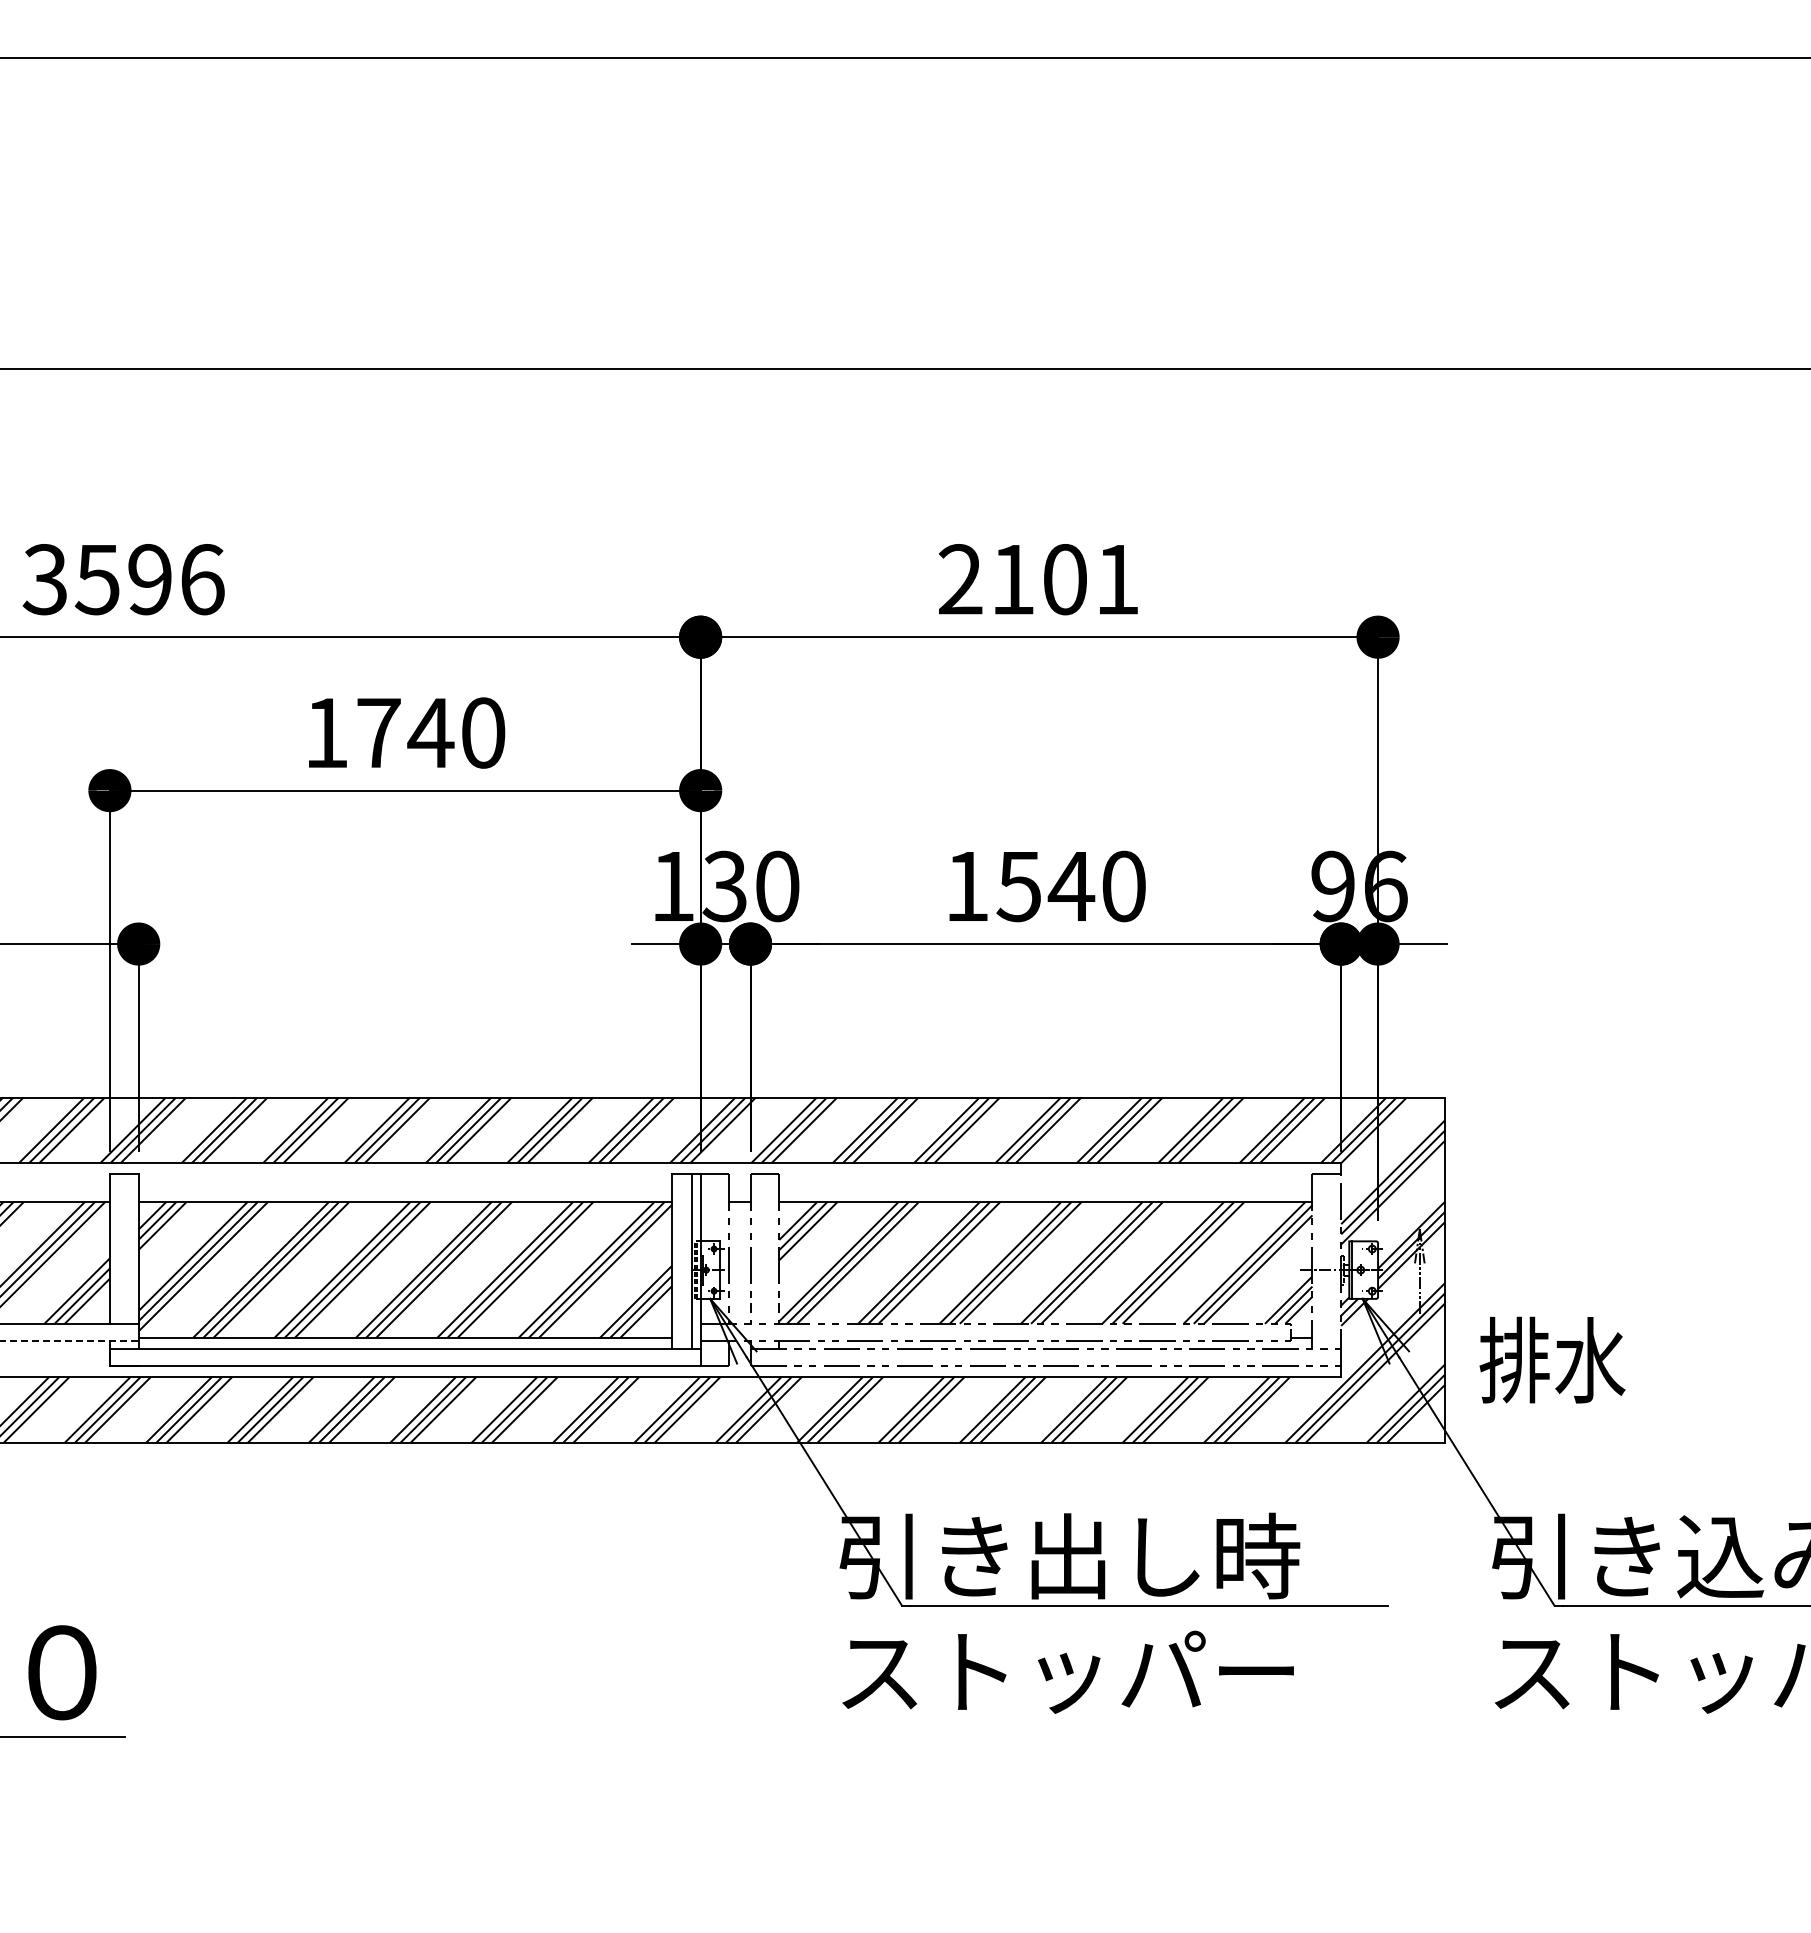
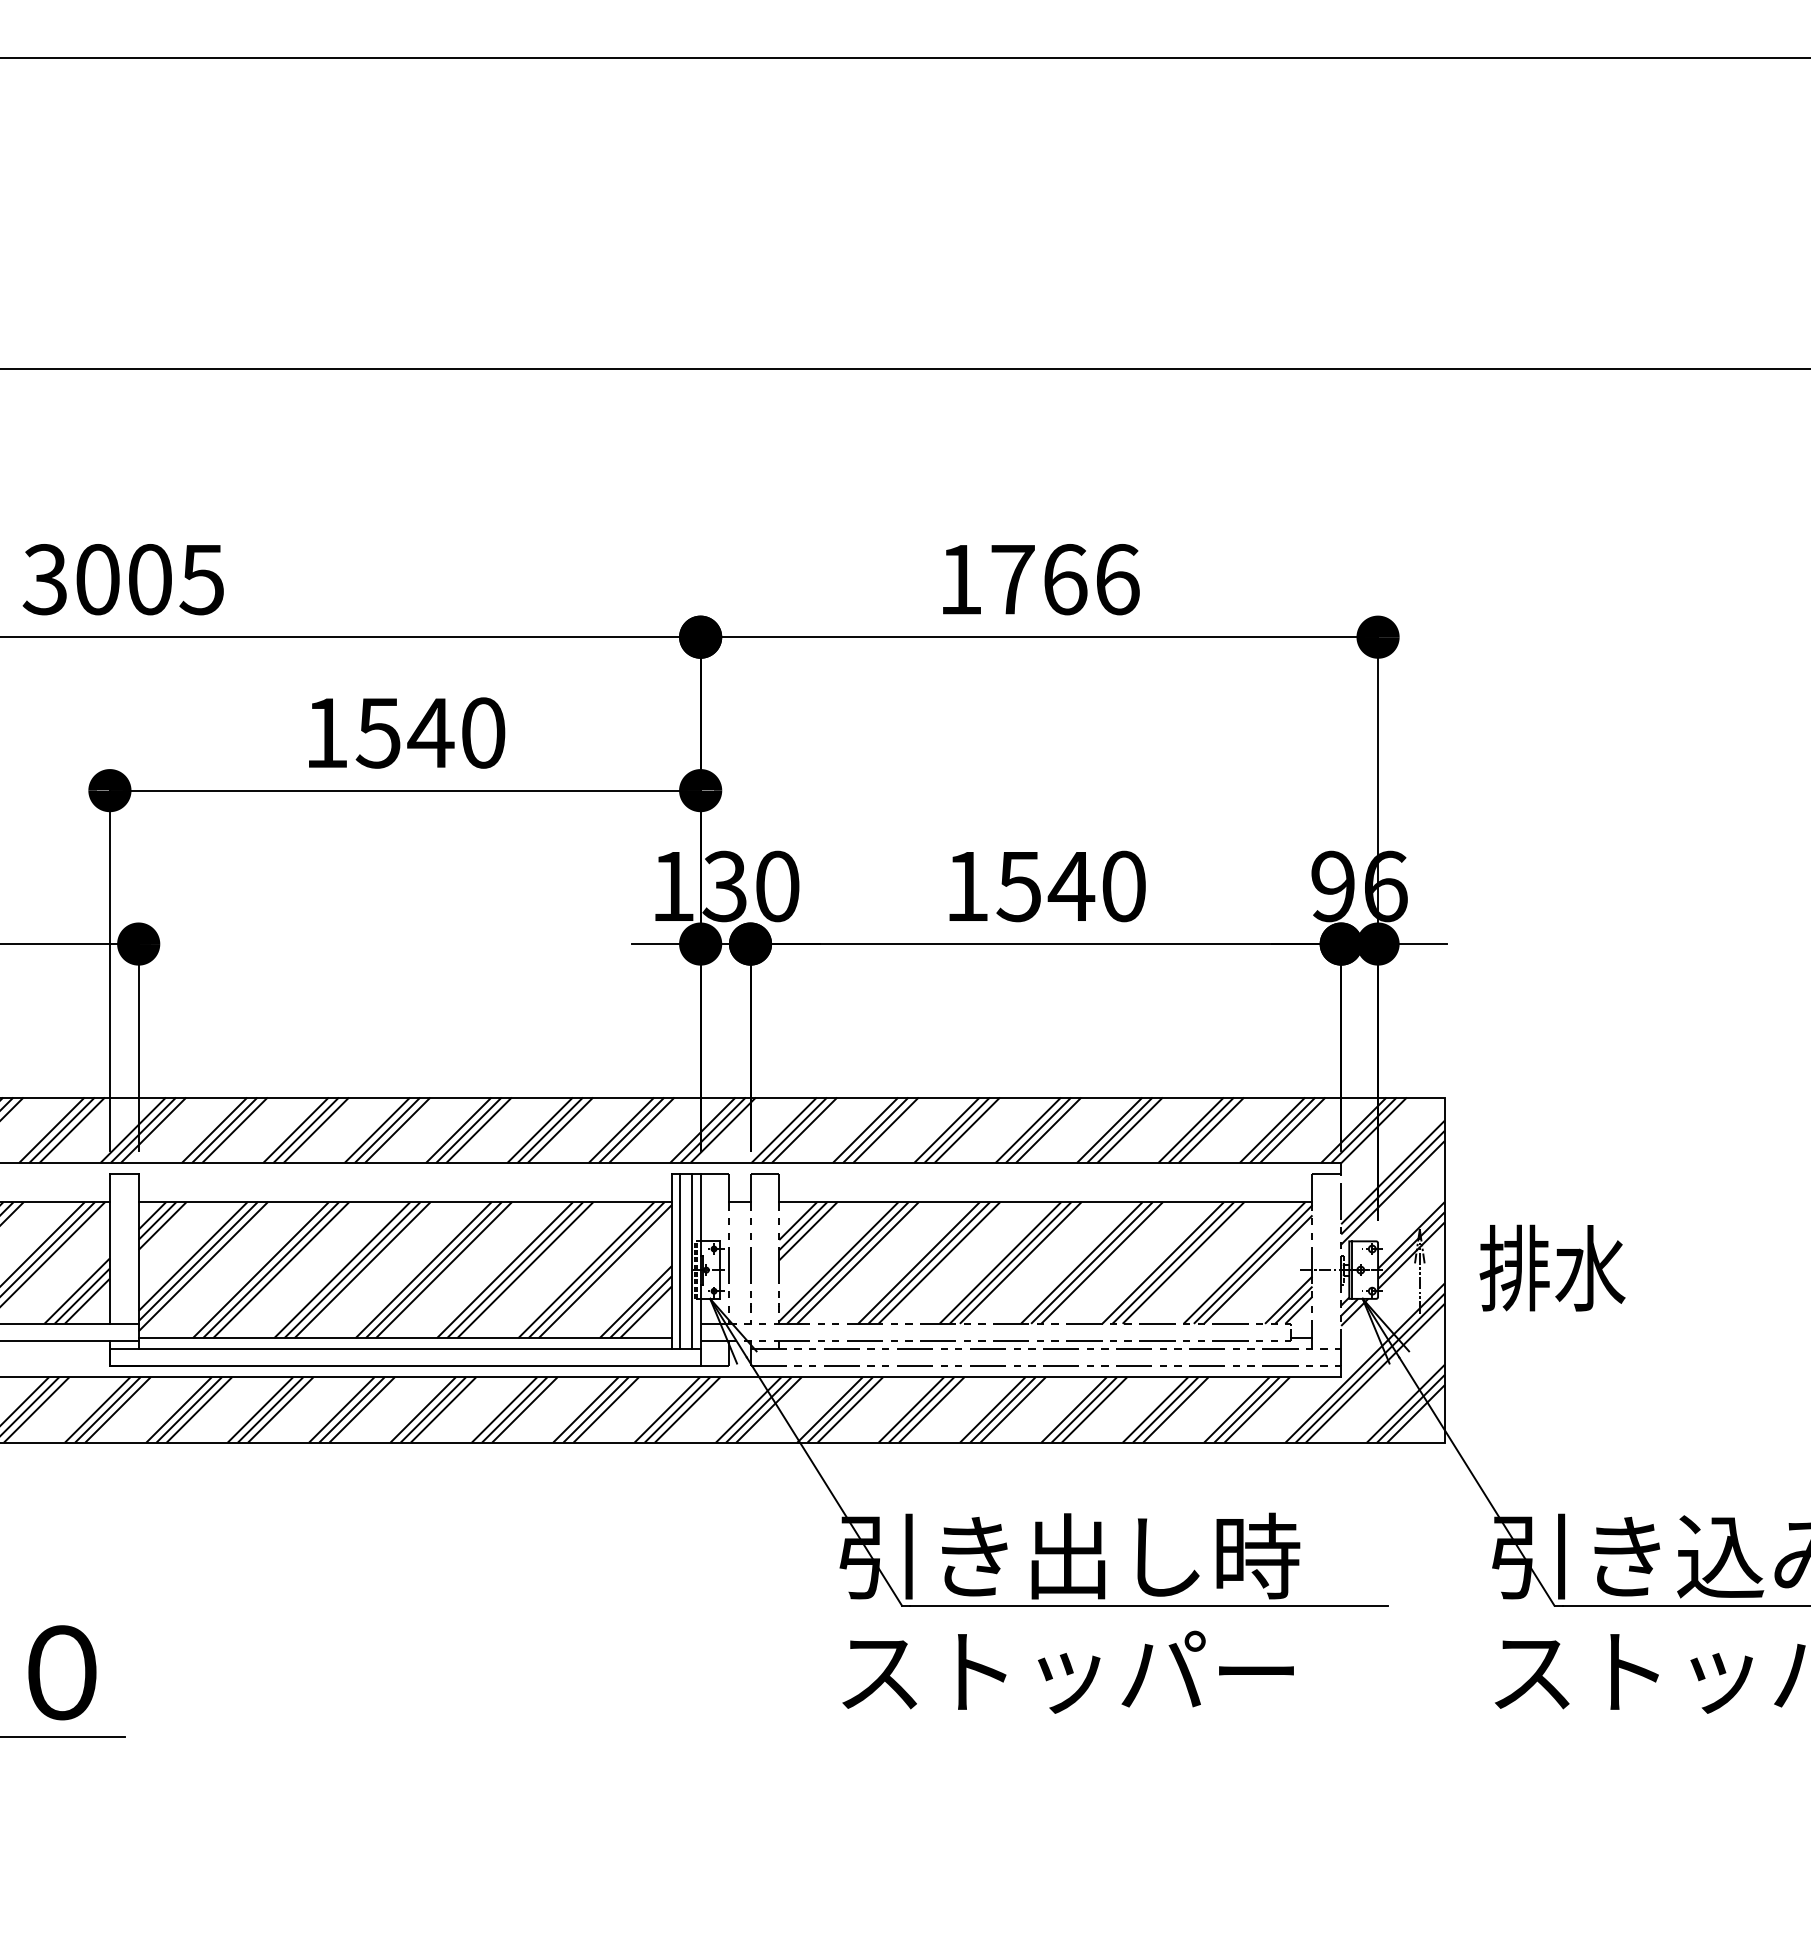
text: 3596 -> 3005 (149, 579)
text: 2101 -> 1766 (1038, 579)
text: 1740 -> 1540 (377, 733)
line: none -> present (680, 1261)
line: dashed -> solid (69, 1341)
text position: (1552, 1359) -> (1552, 1267) (1552, 1267)
